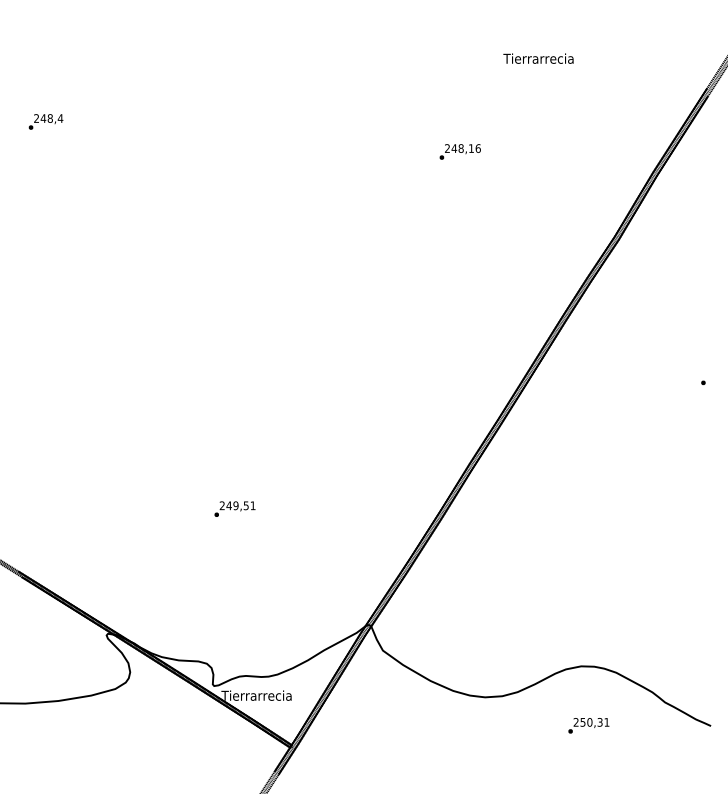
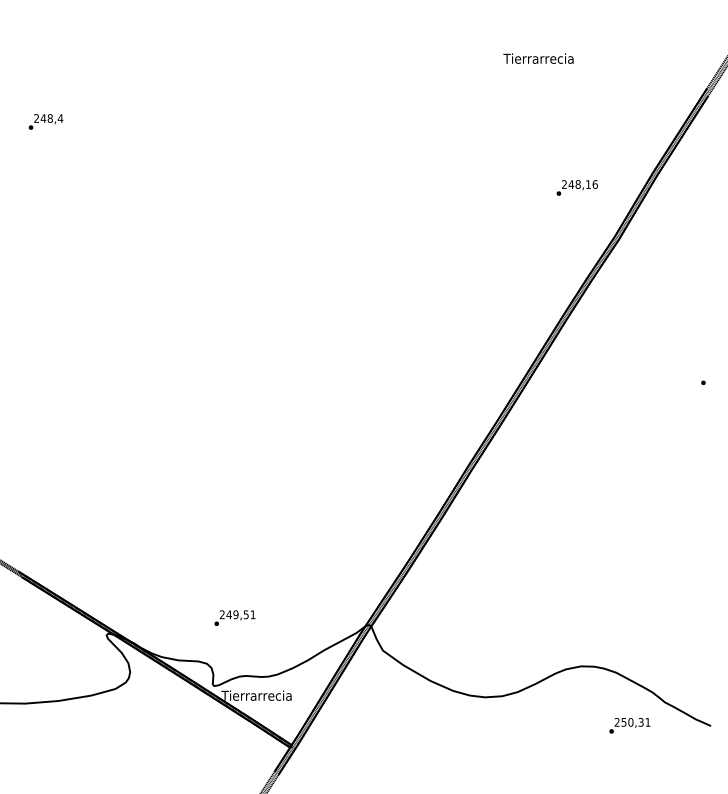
text position: (459, 151) -> (576, 187) (576, 187)
text position: (234, 508) -> (234, 617) (234, 617)
text position: (588, 725) -> (629, 725) (629, 725)
